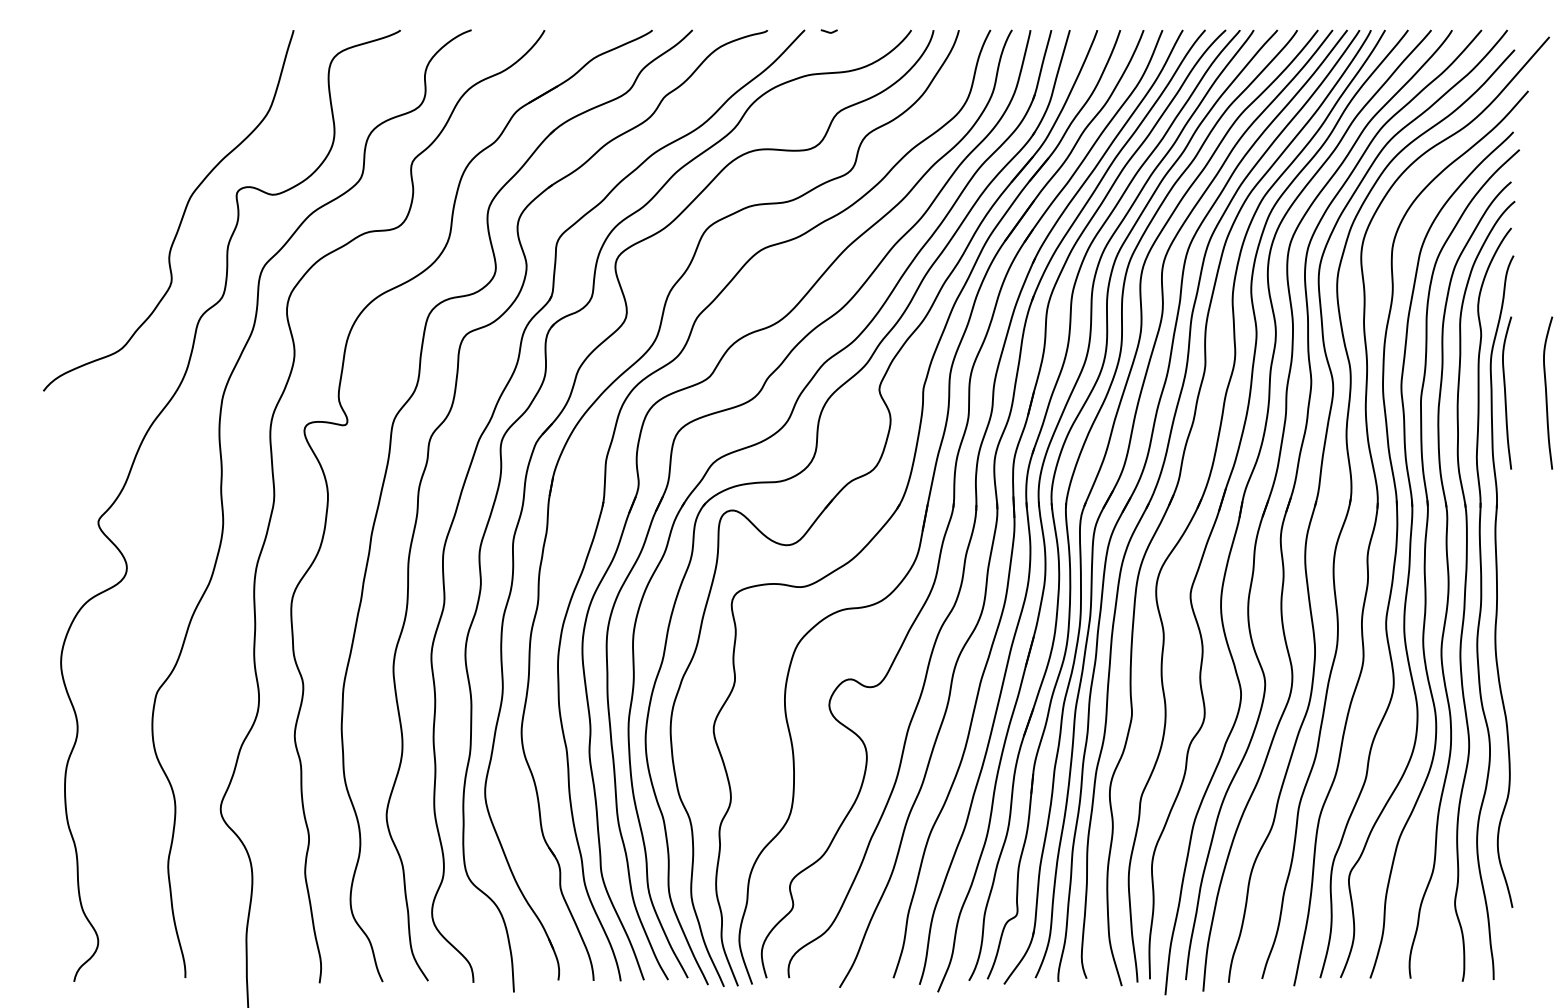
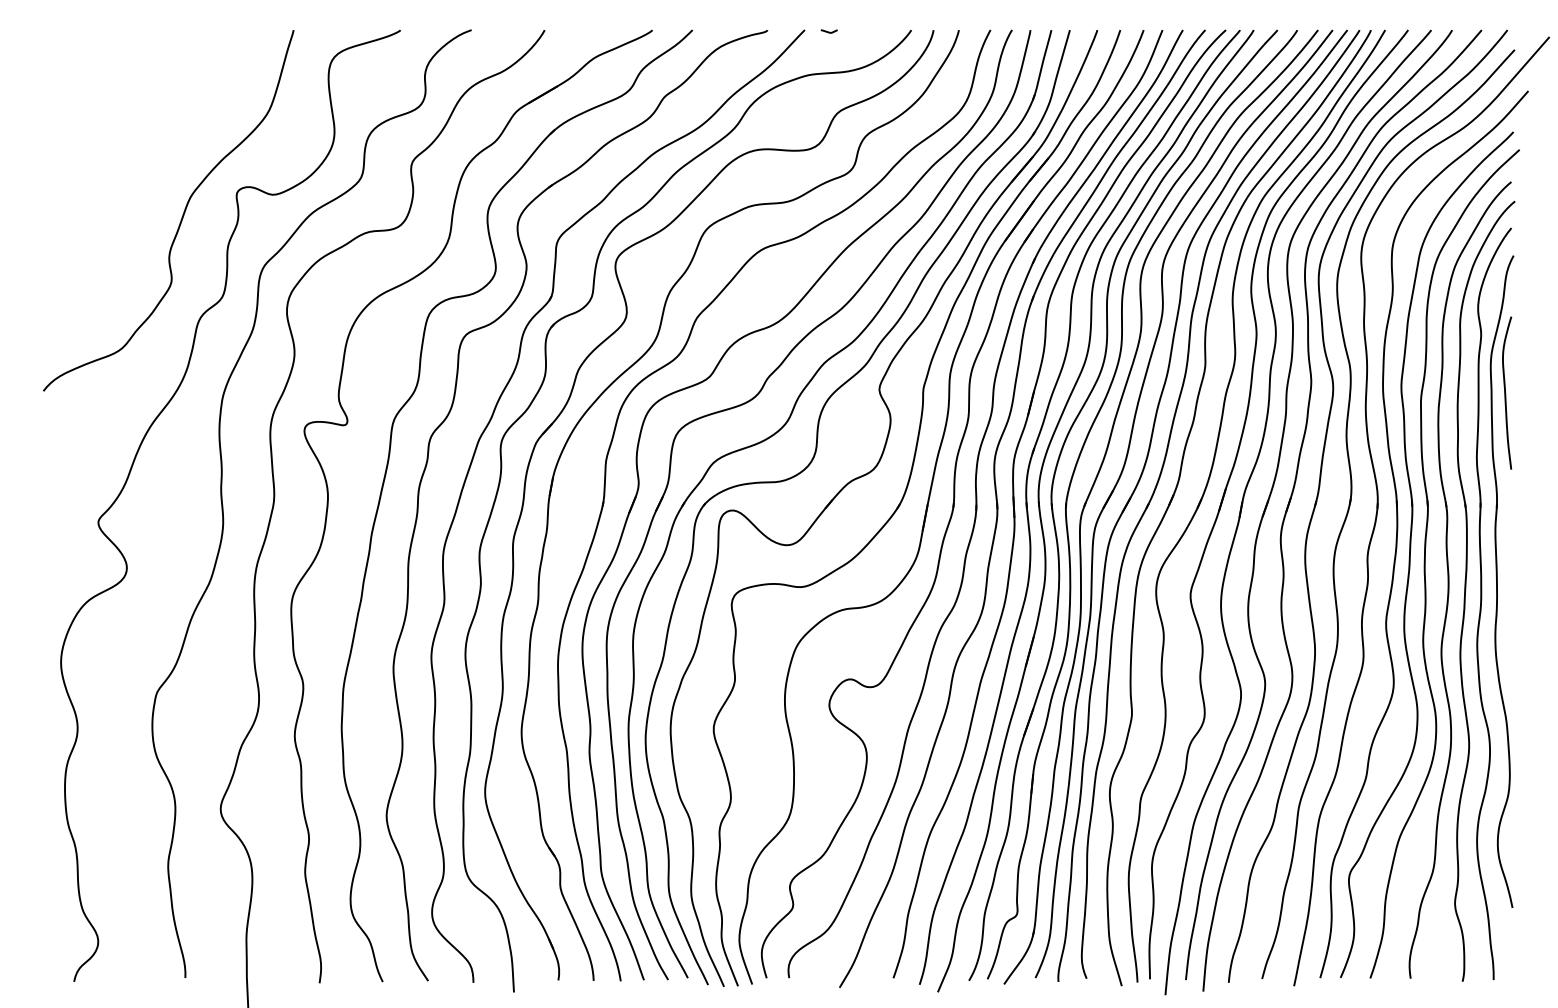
curve: present -> none (1547, 393)
